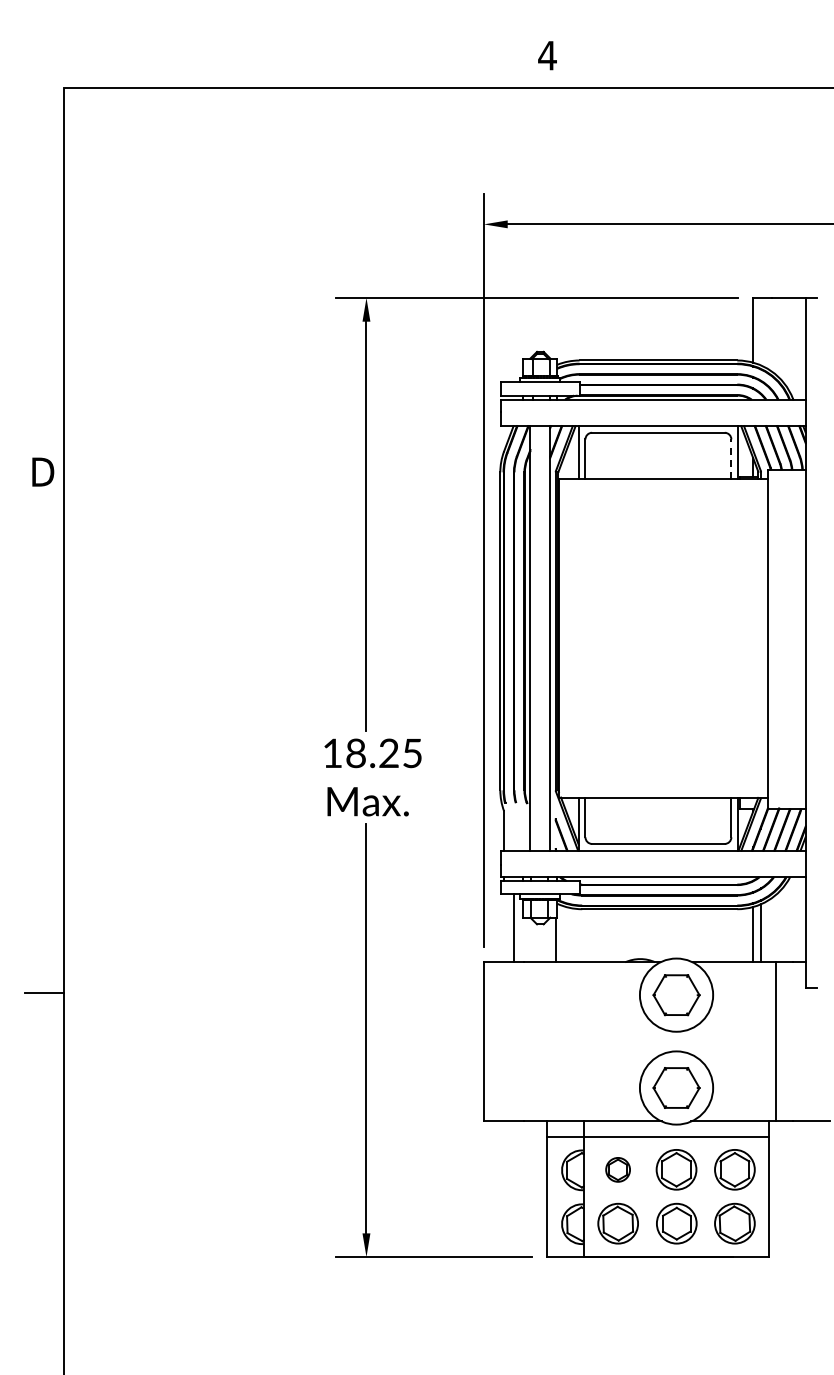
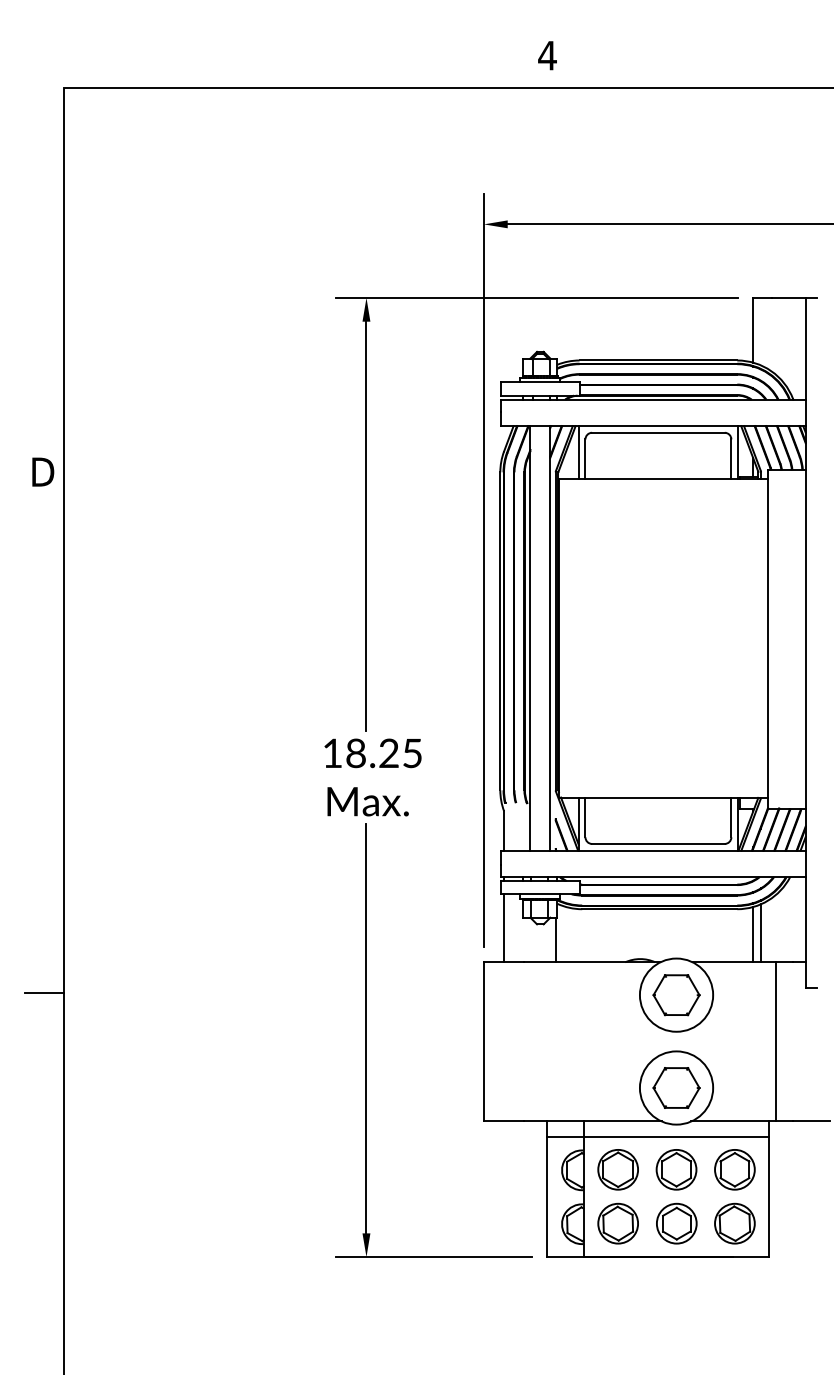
line: dashed -> solid (731, 459)
line position: (514, 928) -> (504, 928) (504, 928)
part size: 26x26 px -> 42x42 px (617, 1169)
